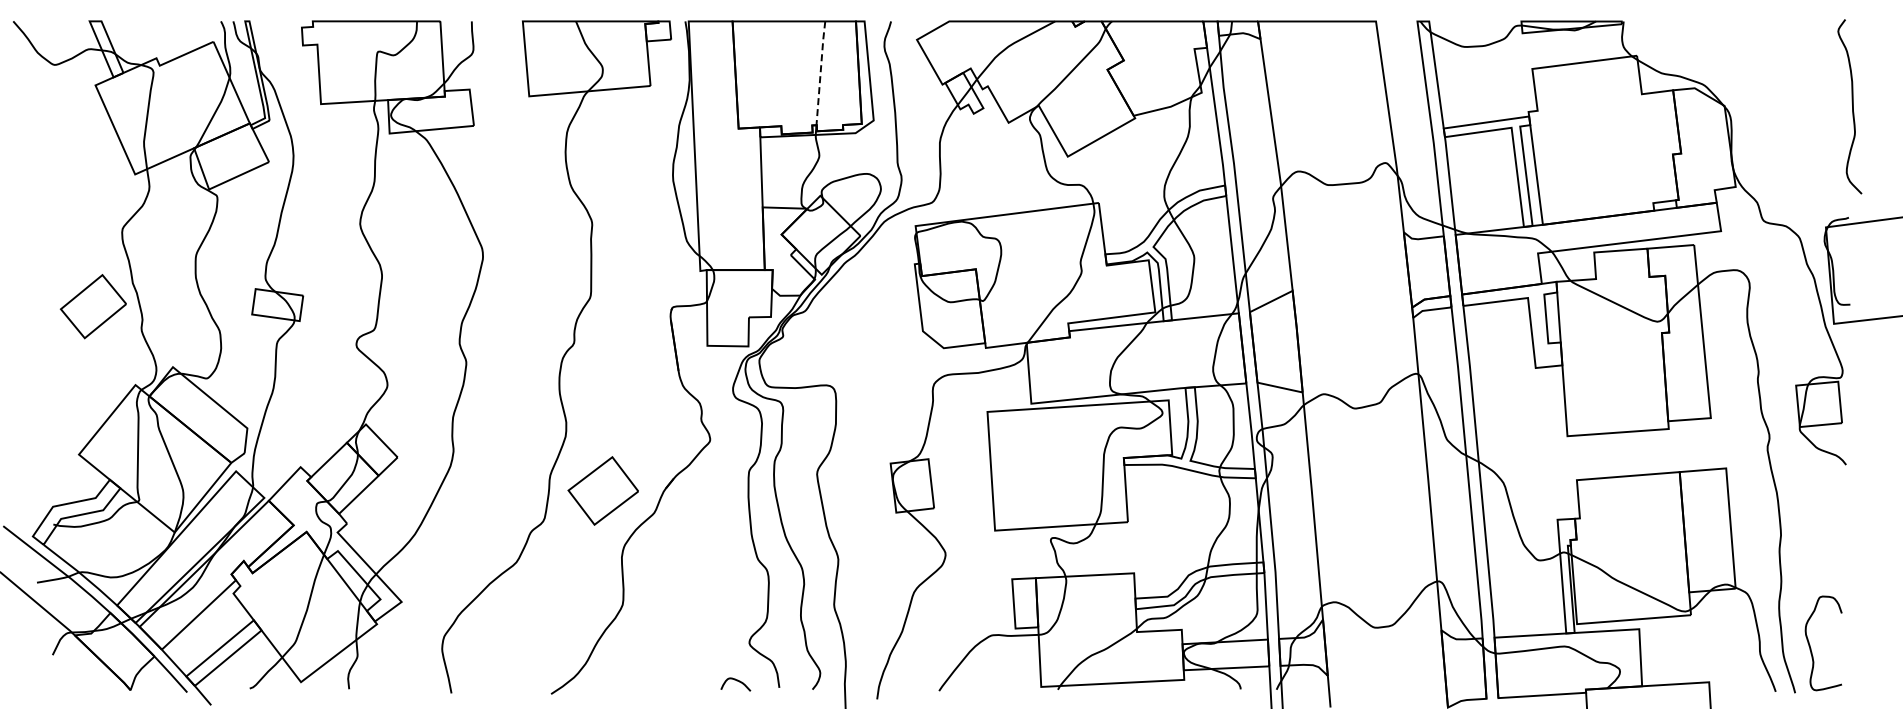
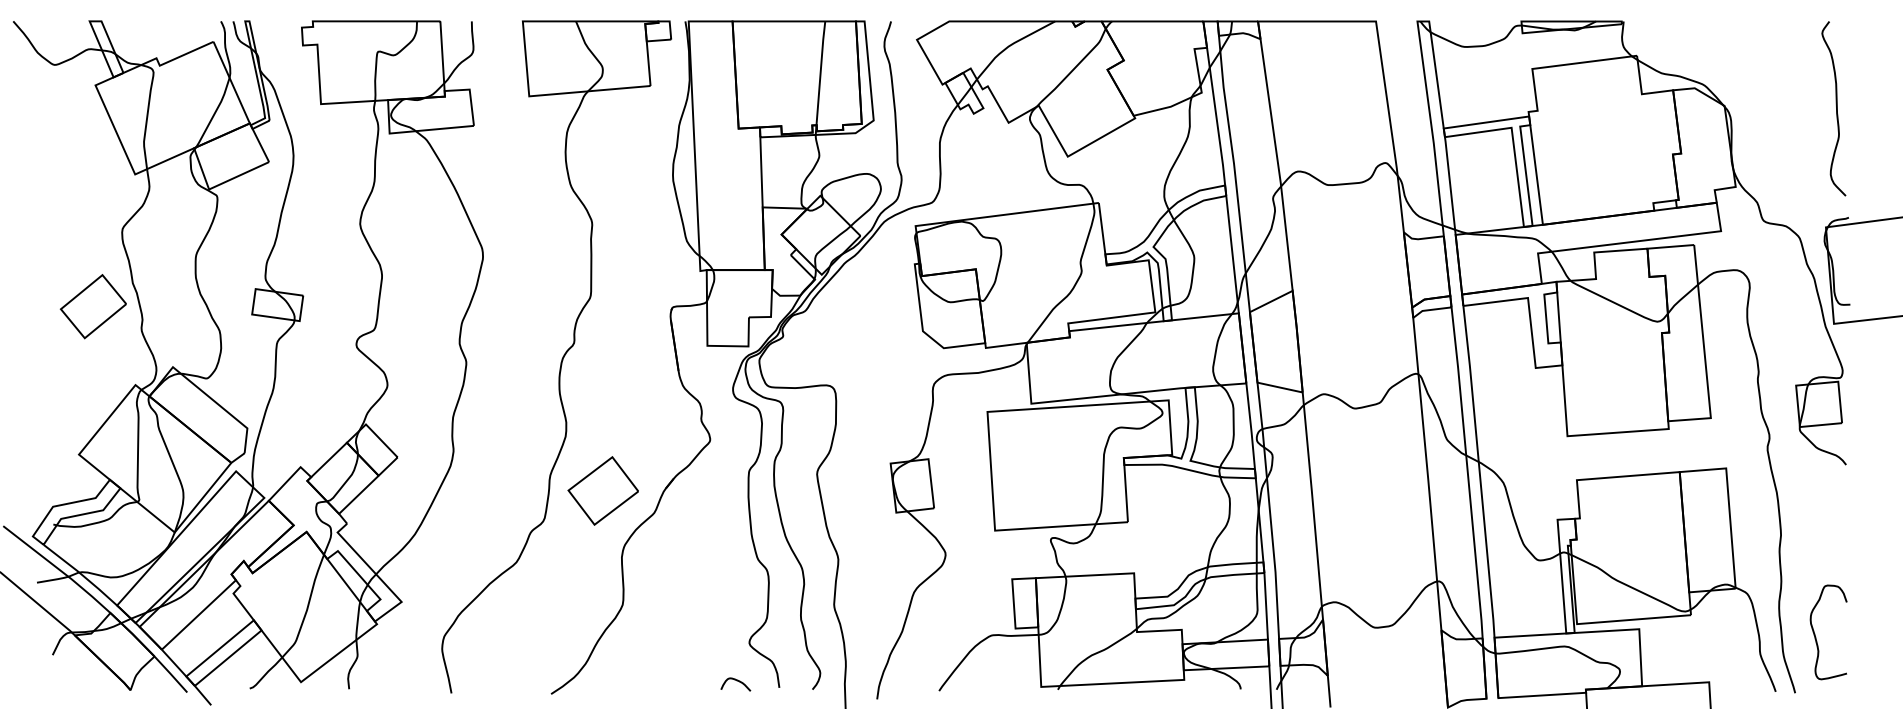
line: dashed -> solid (820, 72)
curve position: (1852, 106) -> (1836, 108) (1836, 108)
curve position: (1811, 648) -> (1816, 637) (1816, 637)
